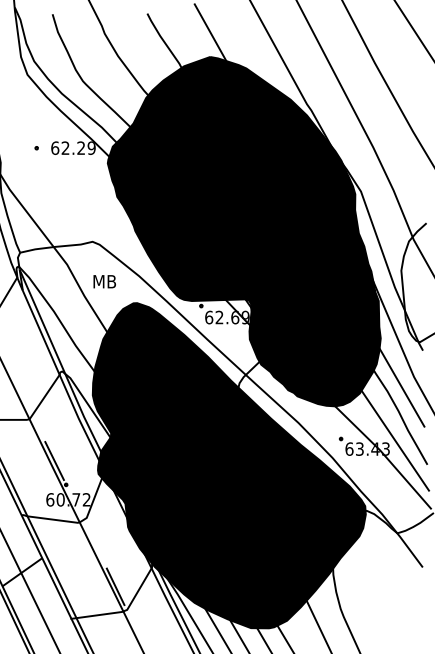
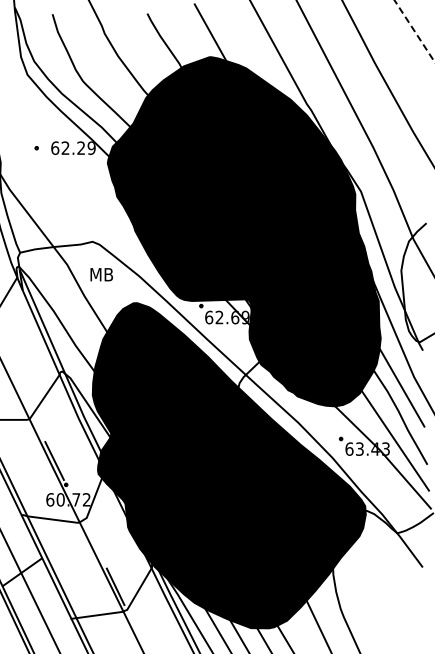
line: solid -> dashed (414, 31)
text position: (104, 281) -> (101, 274) (101, 274)
